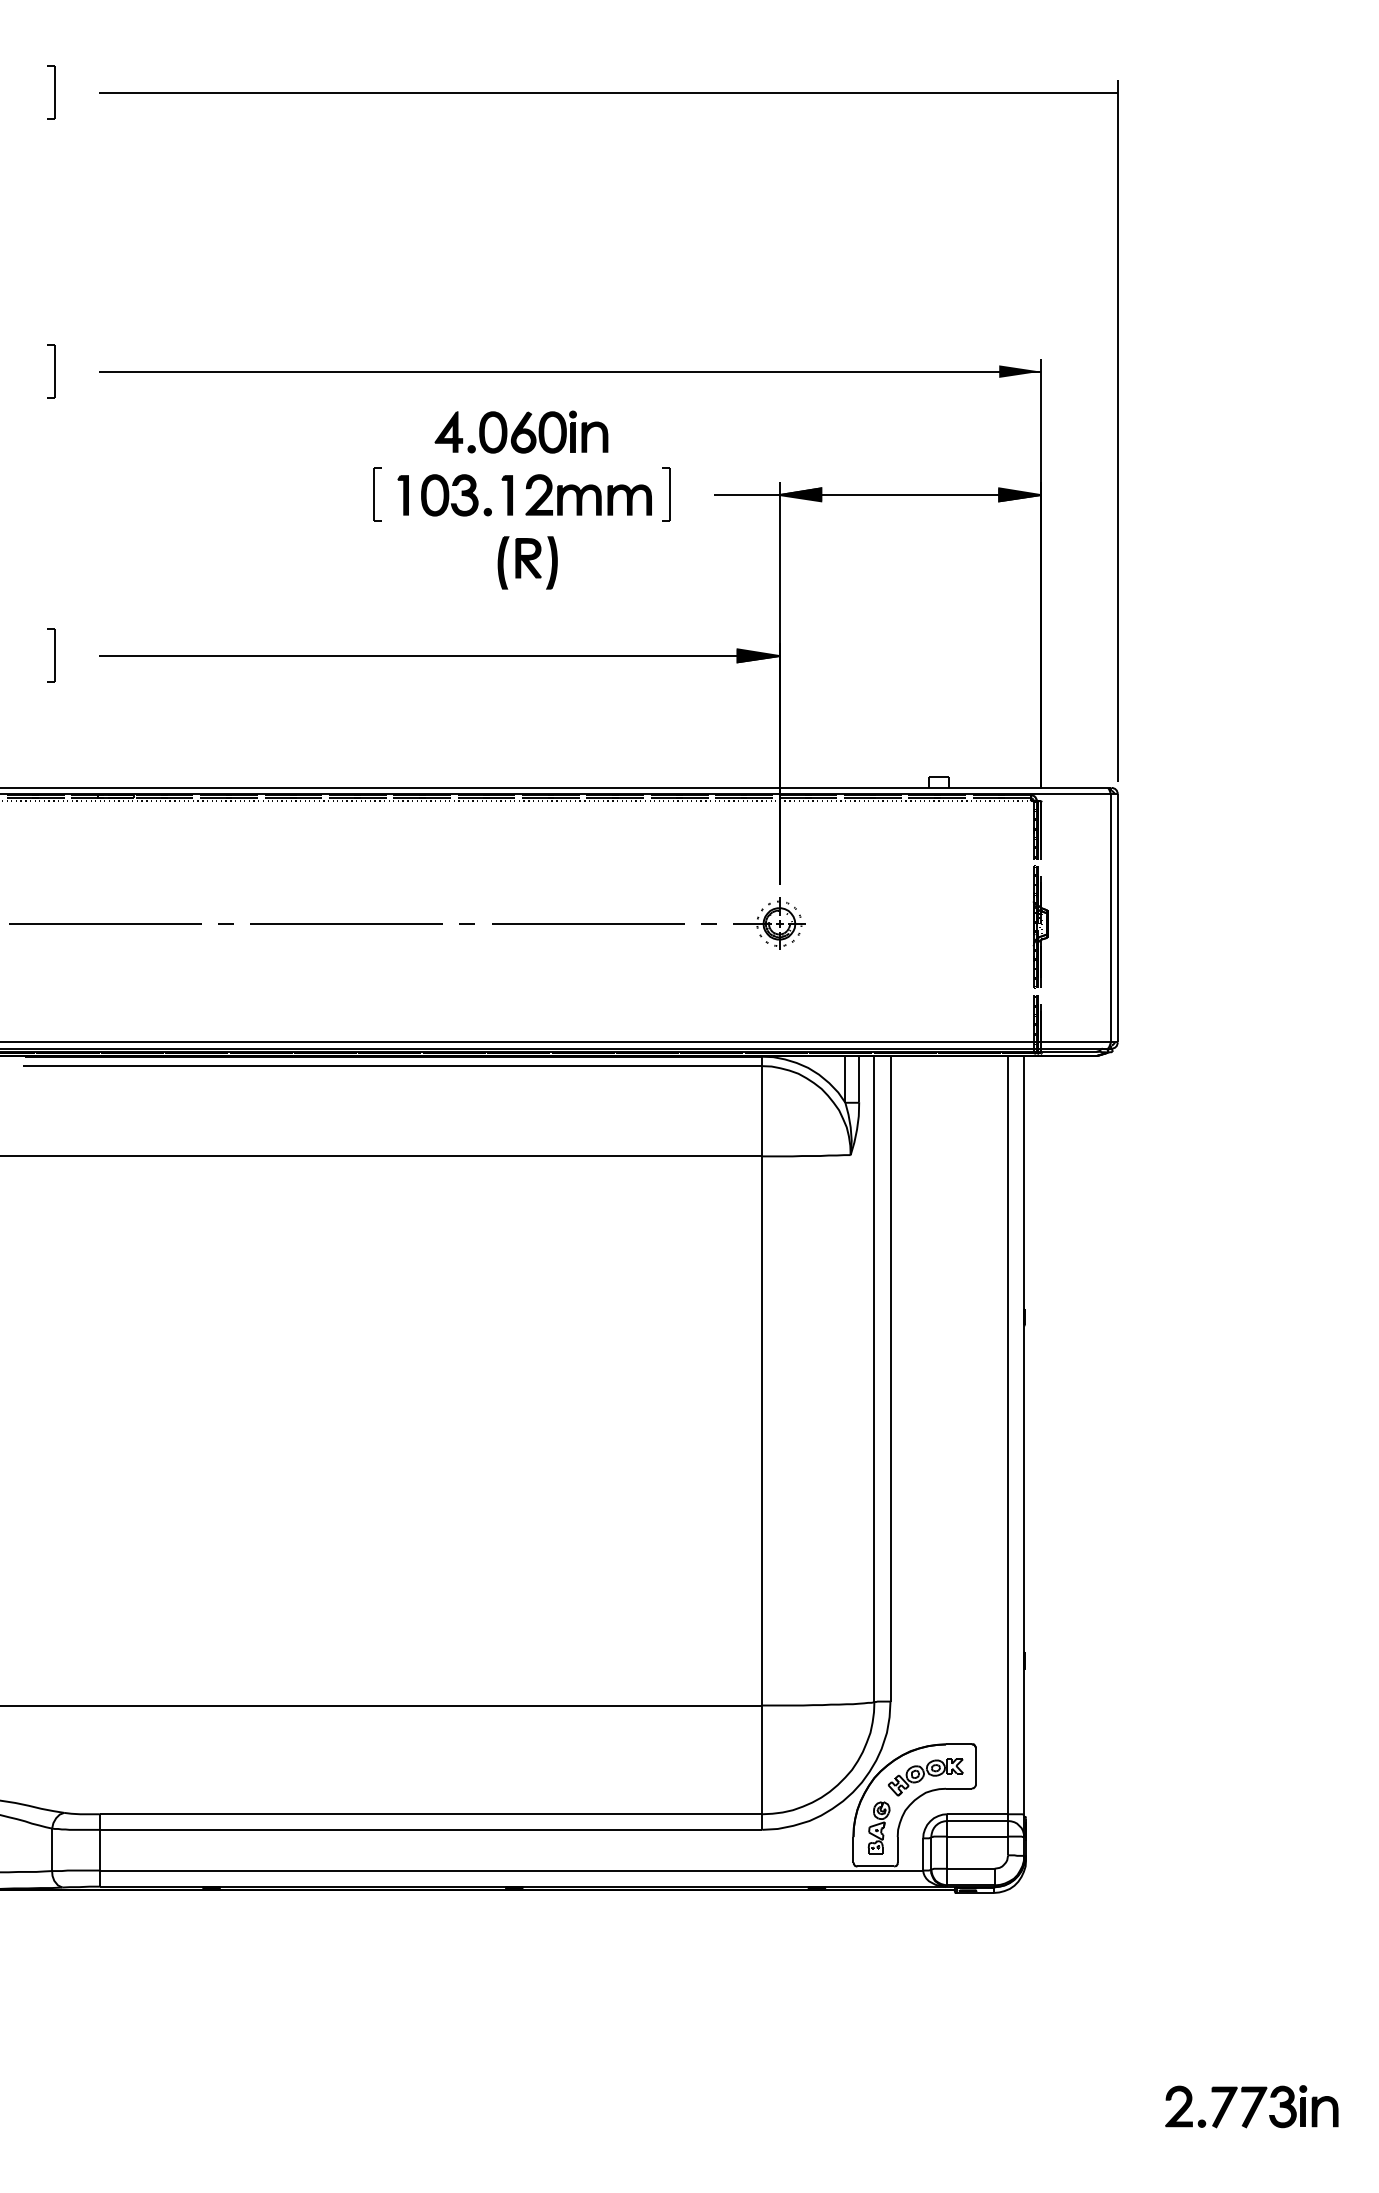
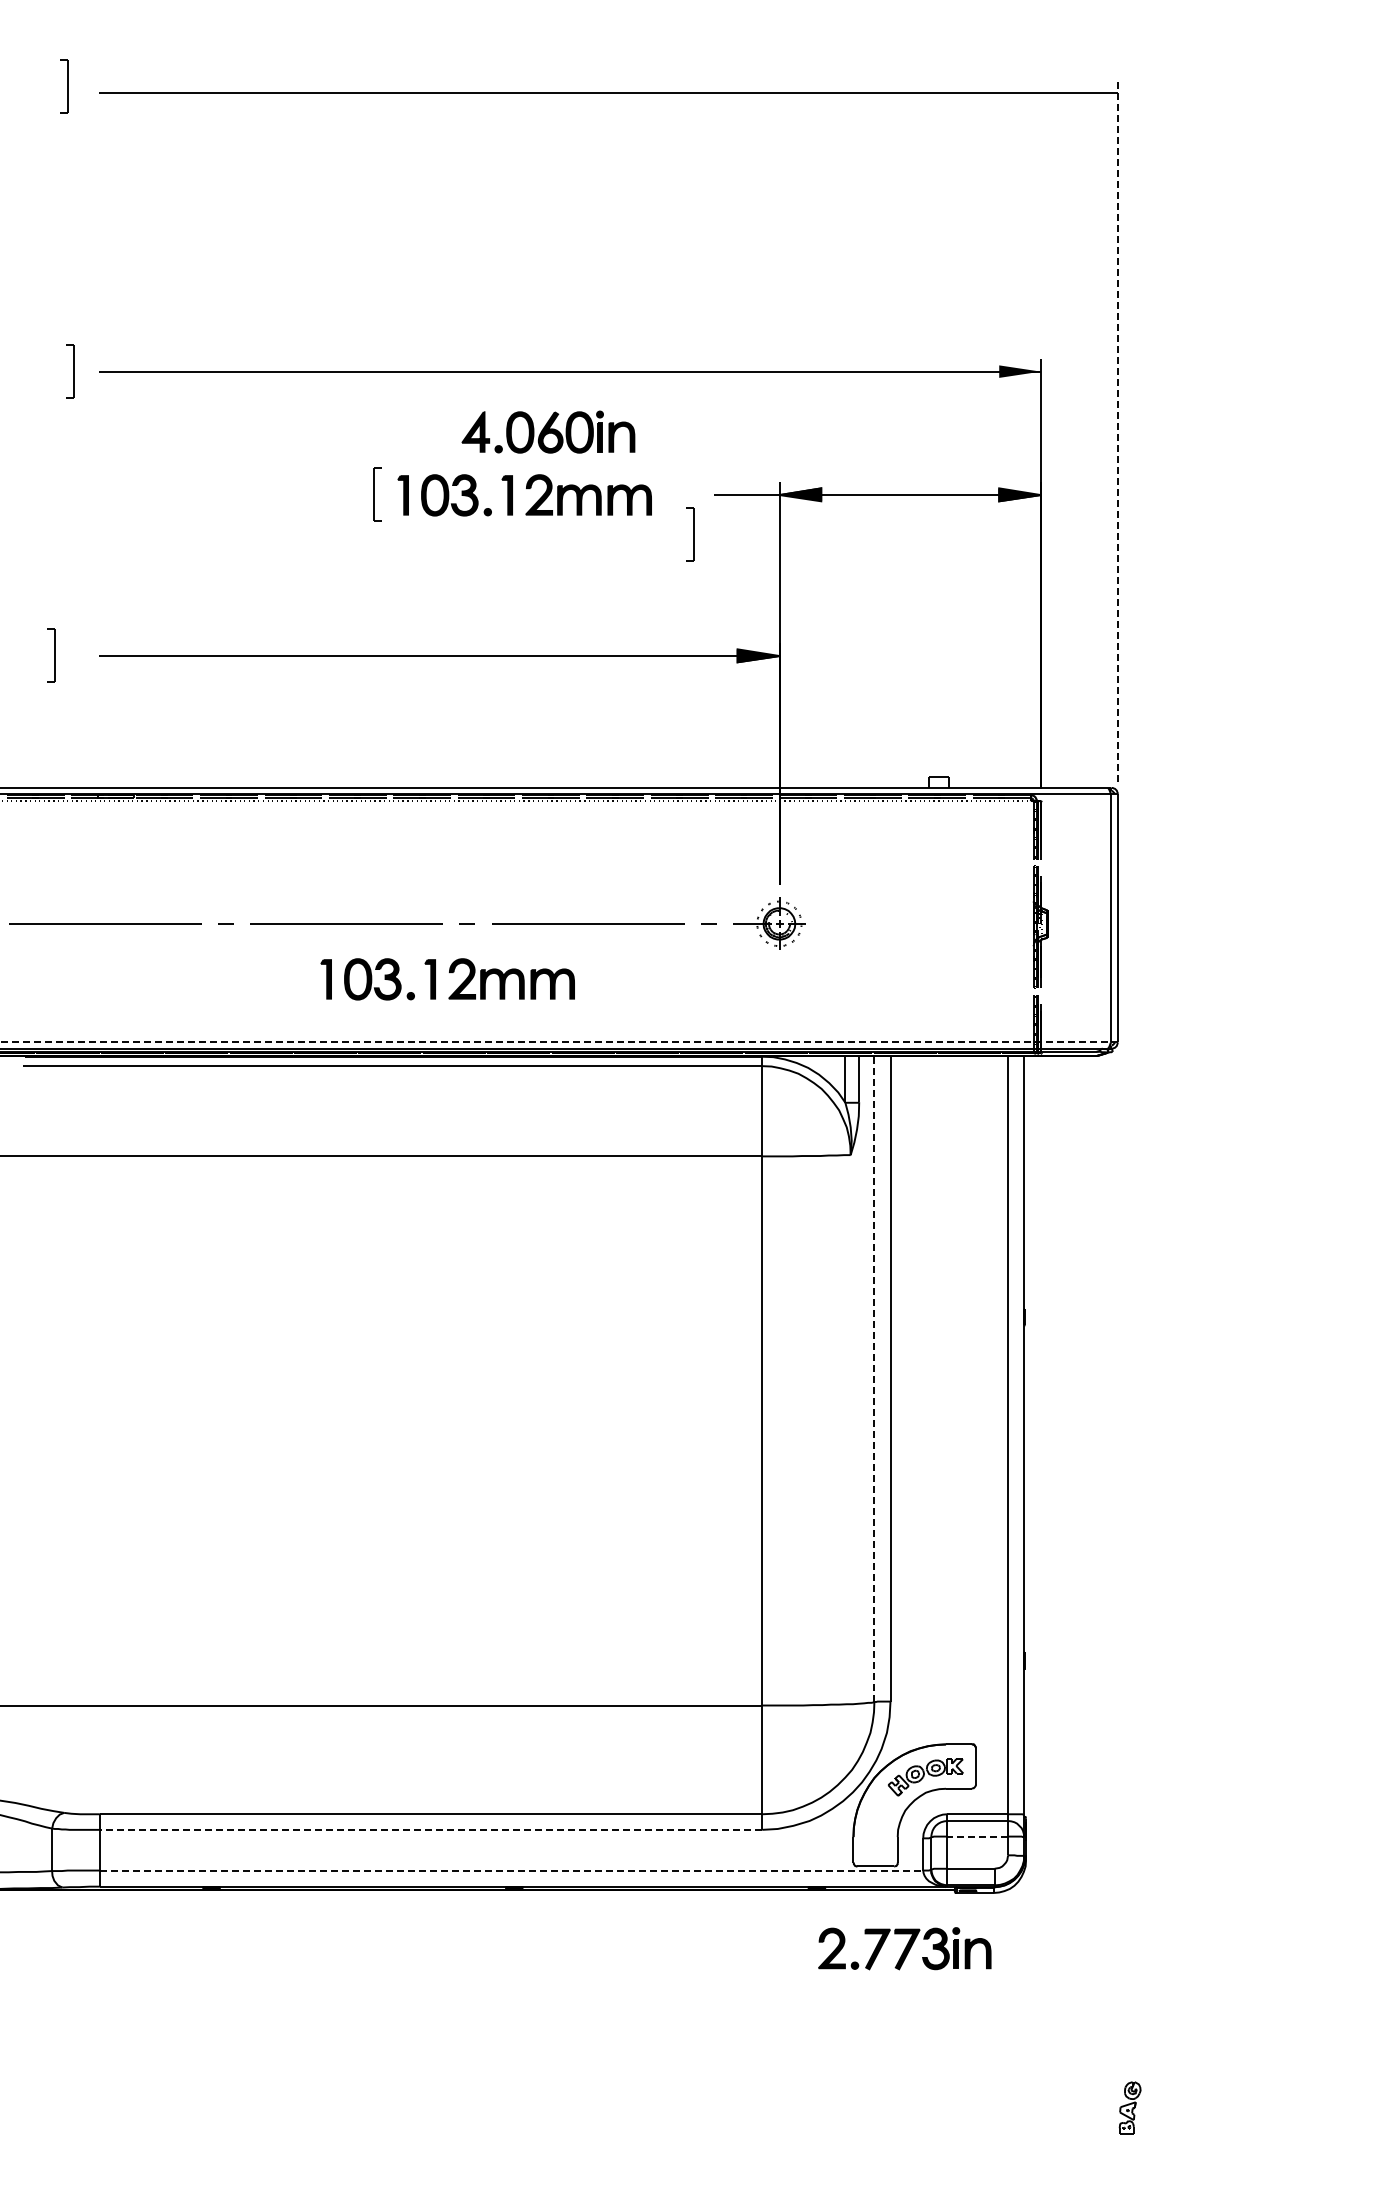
part position: (51, 92) -> (64, 86) (64, 86)
part position: (51, 371) -> (70, 371) (70, 371)
line: solid -> dashed (1117, 430)
part position: (521, 431) -> (548, 431) (548, 431)
part position: (666, 494) -> (690, 534) (690, 534)
part: present -> none (527, 562)
part: none -> present (449, 973)
line: solid -> dashed (556, 1042)
line: solid -> dashed (874, 1378)
part position: (878, 1827) -> (1129, 2107) (1129, 2107)
line: solid -> dashed (430, 1829)
line: solid -> dashed (977, 1836)
line: solid -> dashed (511, 1870)
part position: (1251, 2106) -> (904, 1948) (904, 1948)
